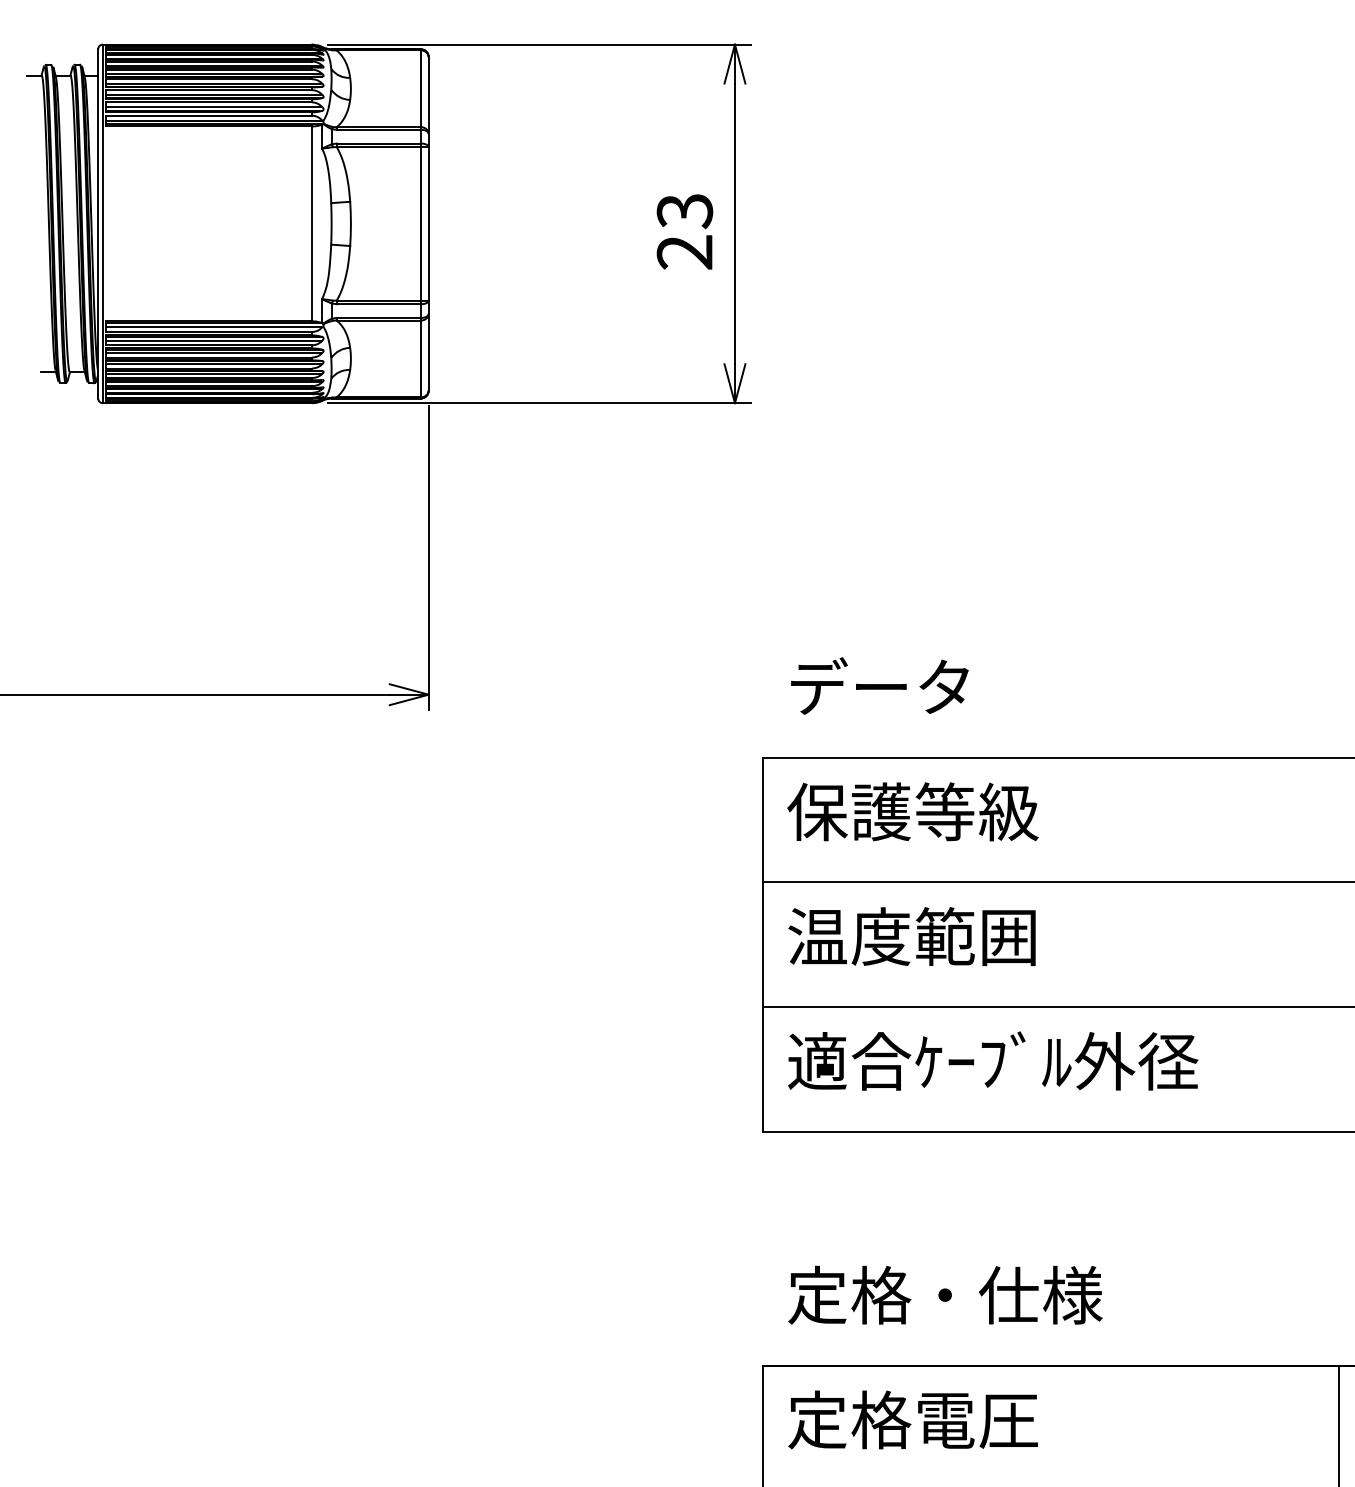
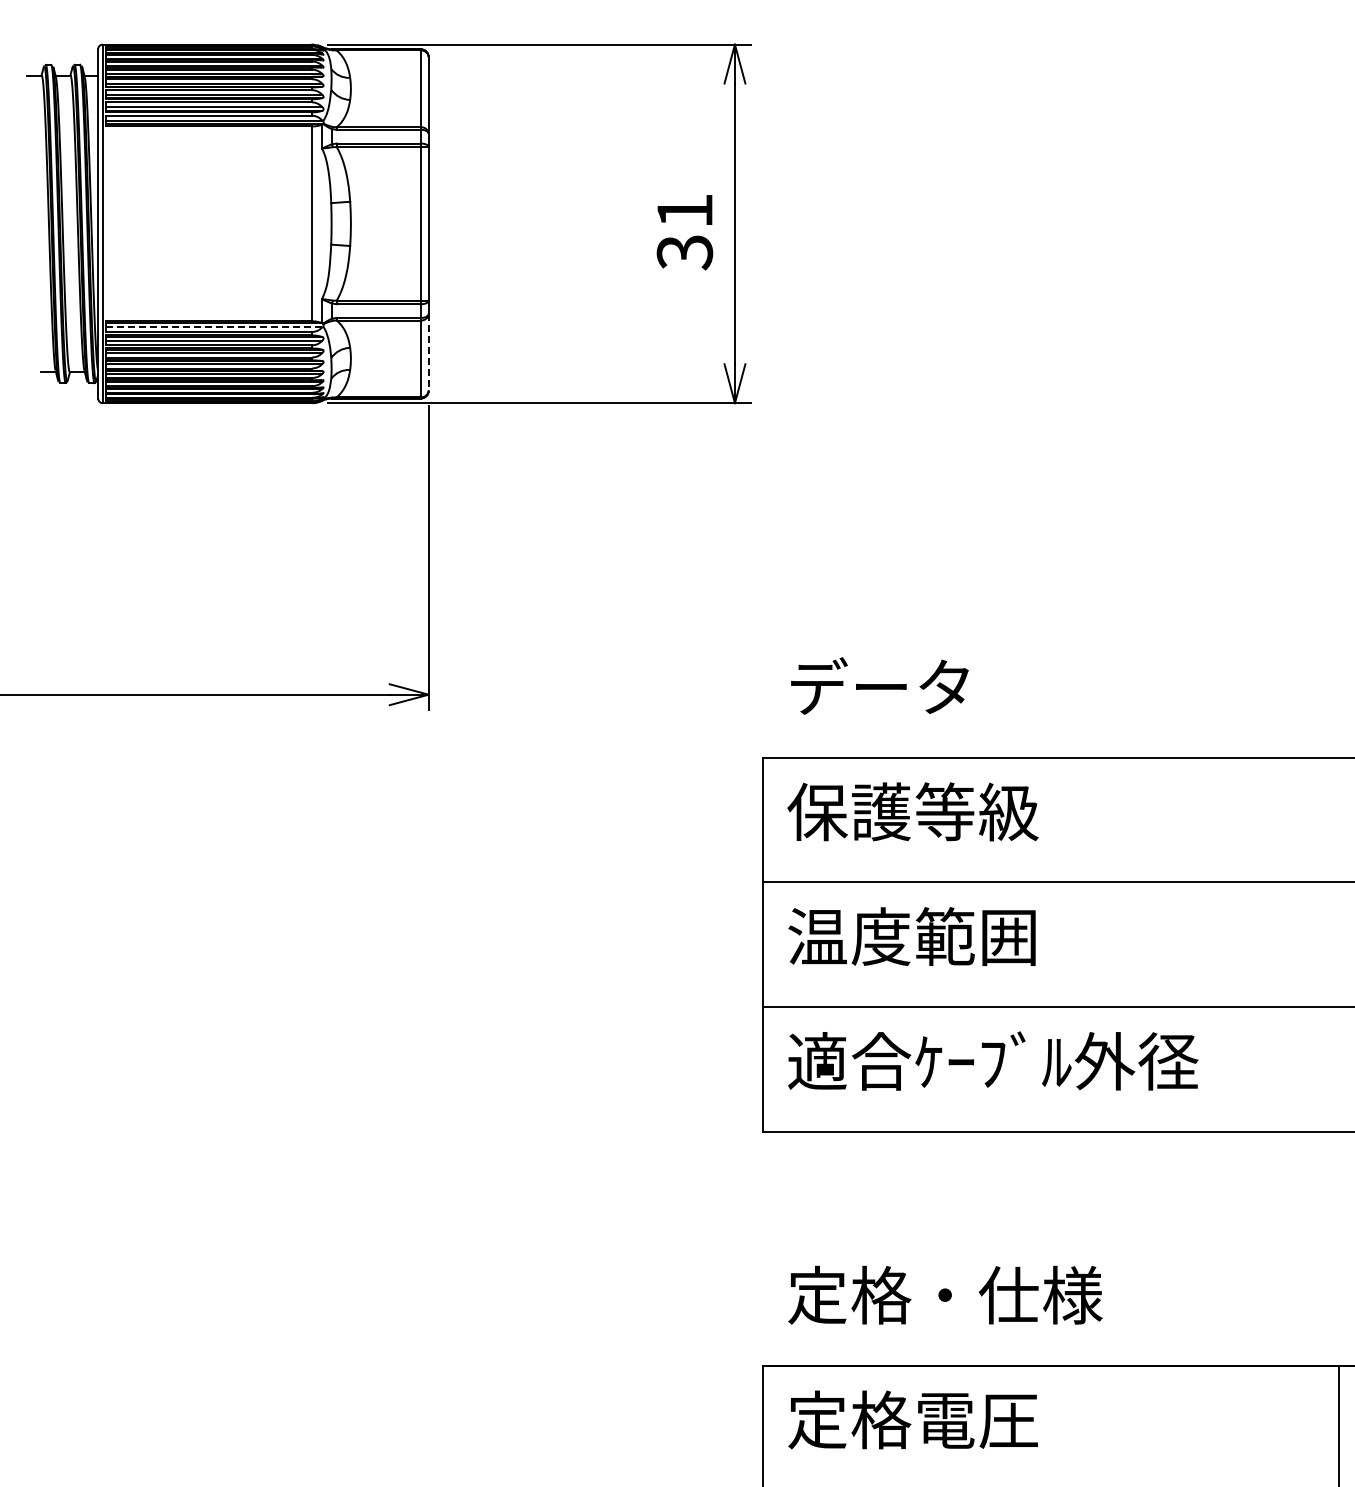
text: 23 -> 31 (684, 232)
line: solid -> dashed (214, 327)
line: solid -> dashed (428, 352)
